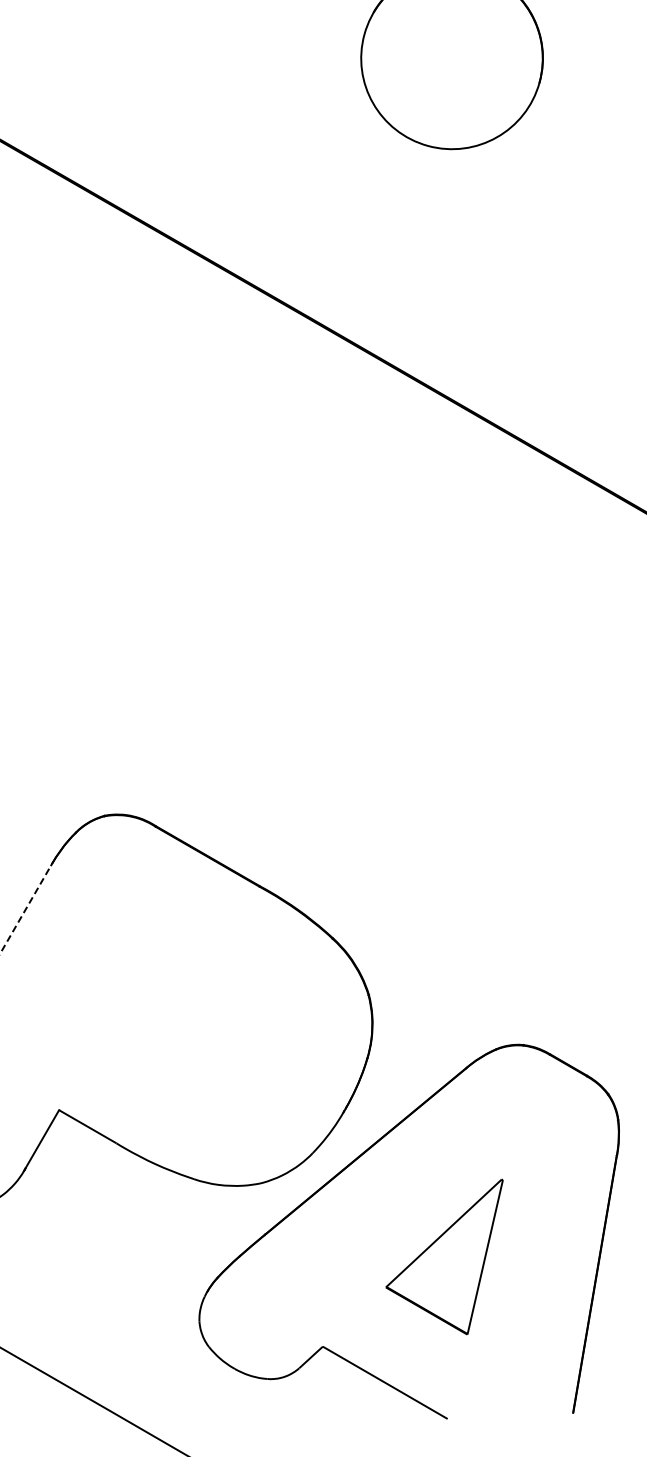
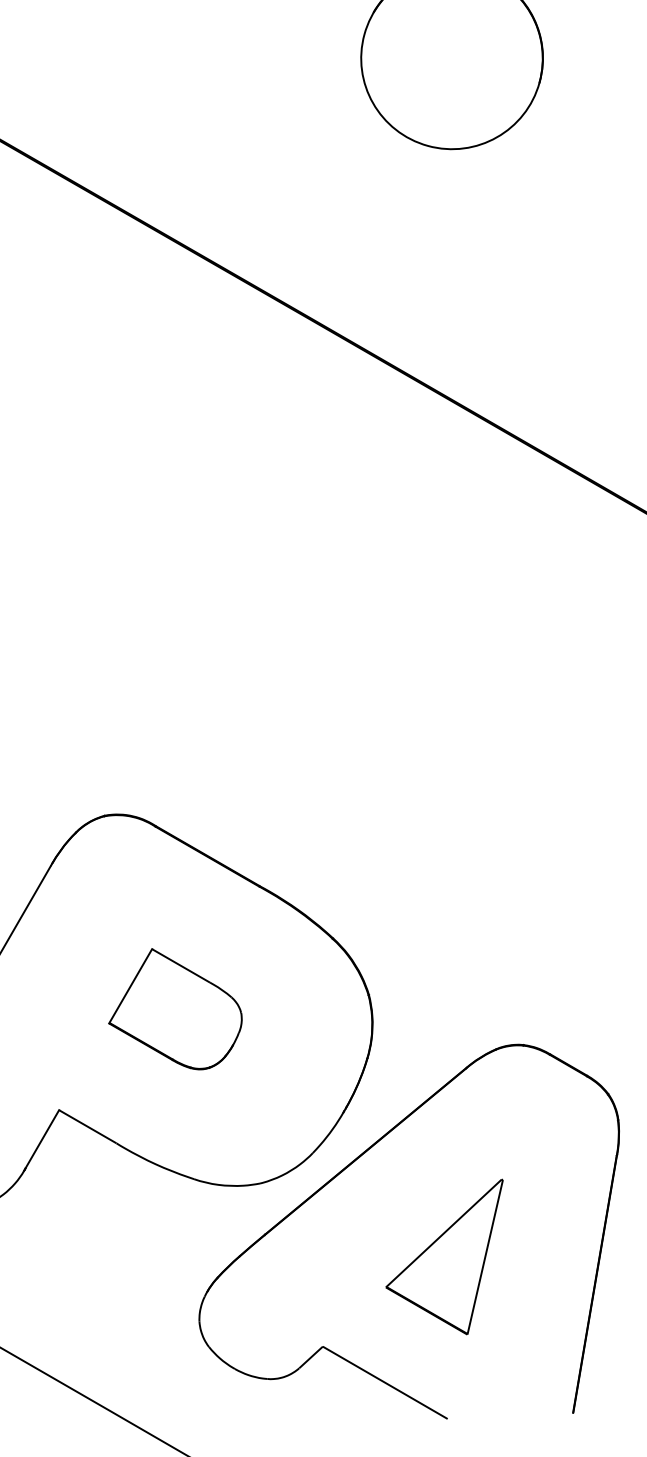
line: dashed -> solid (25, 909)
part: none -> present (175, 1009)
